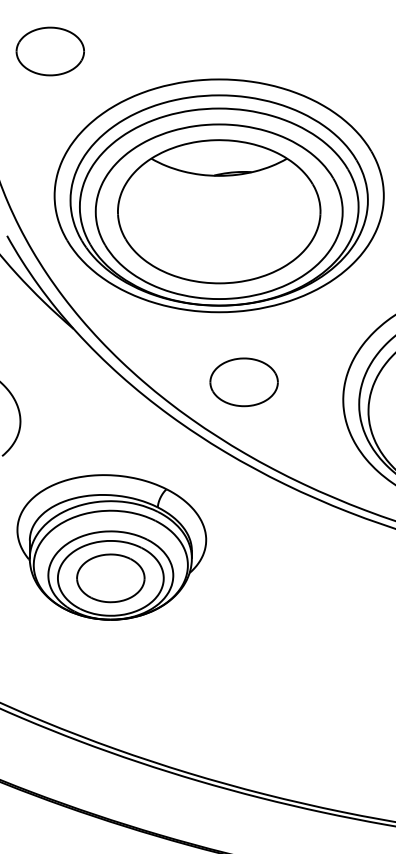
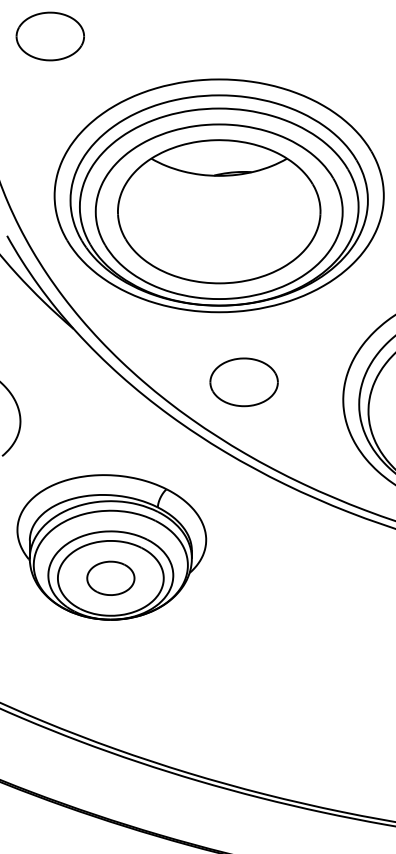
part position: (49, 51) -> (49, 36) (49, 36)
part size: 70x51 px -> 50x36 px (110, 577)
